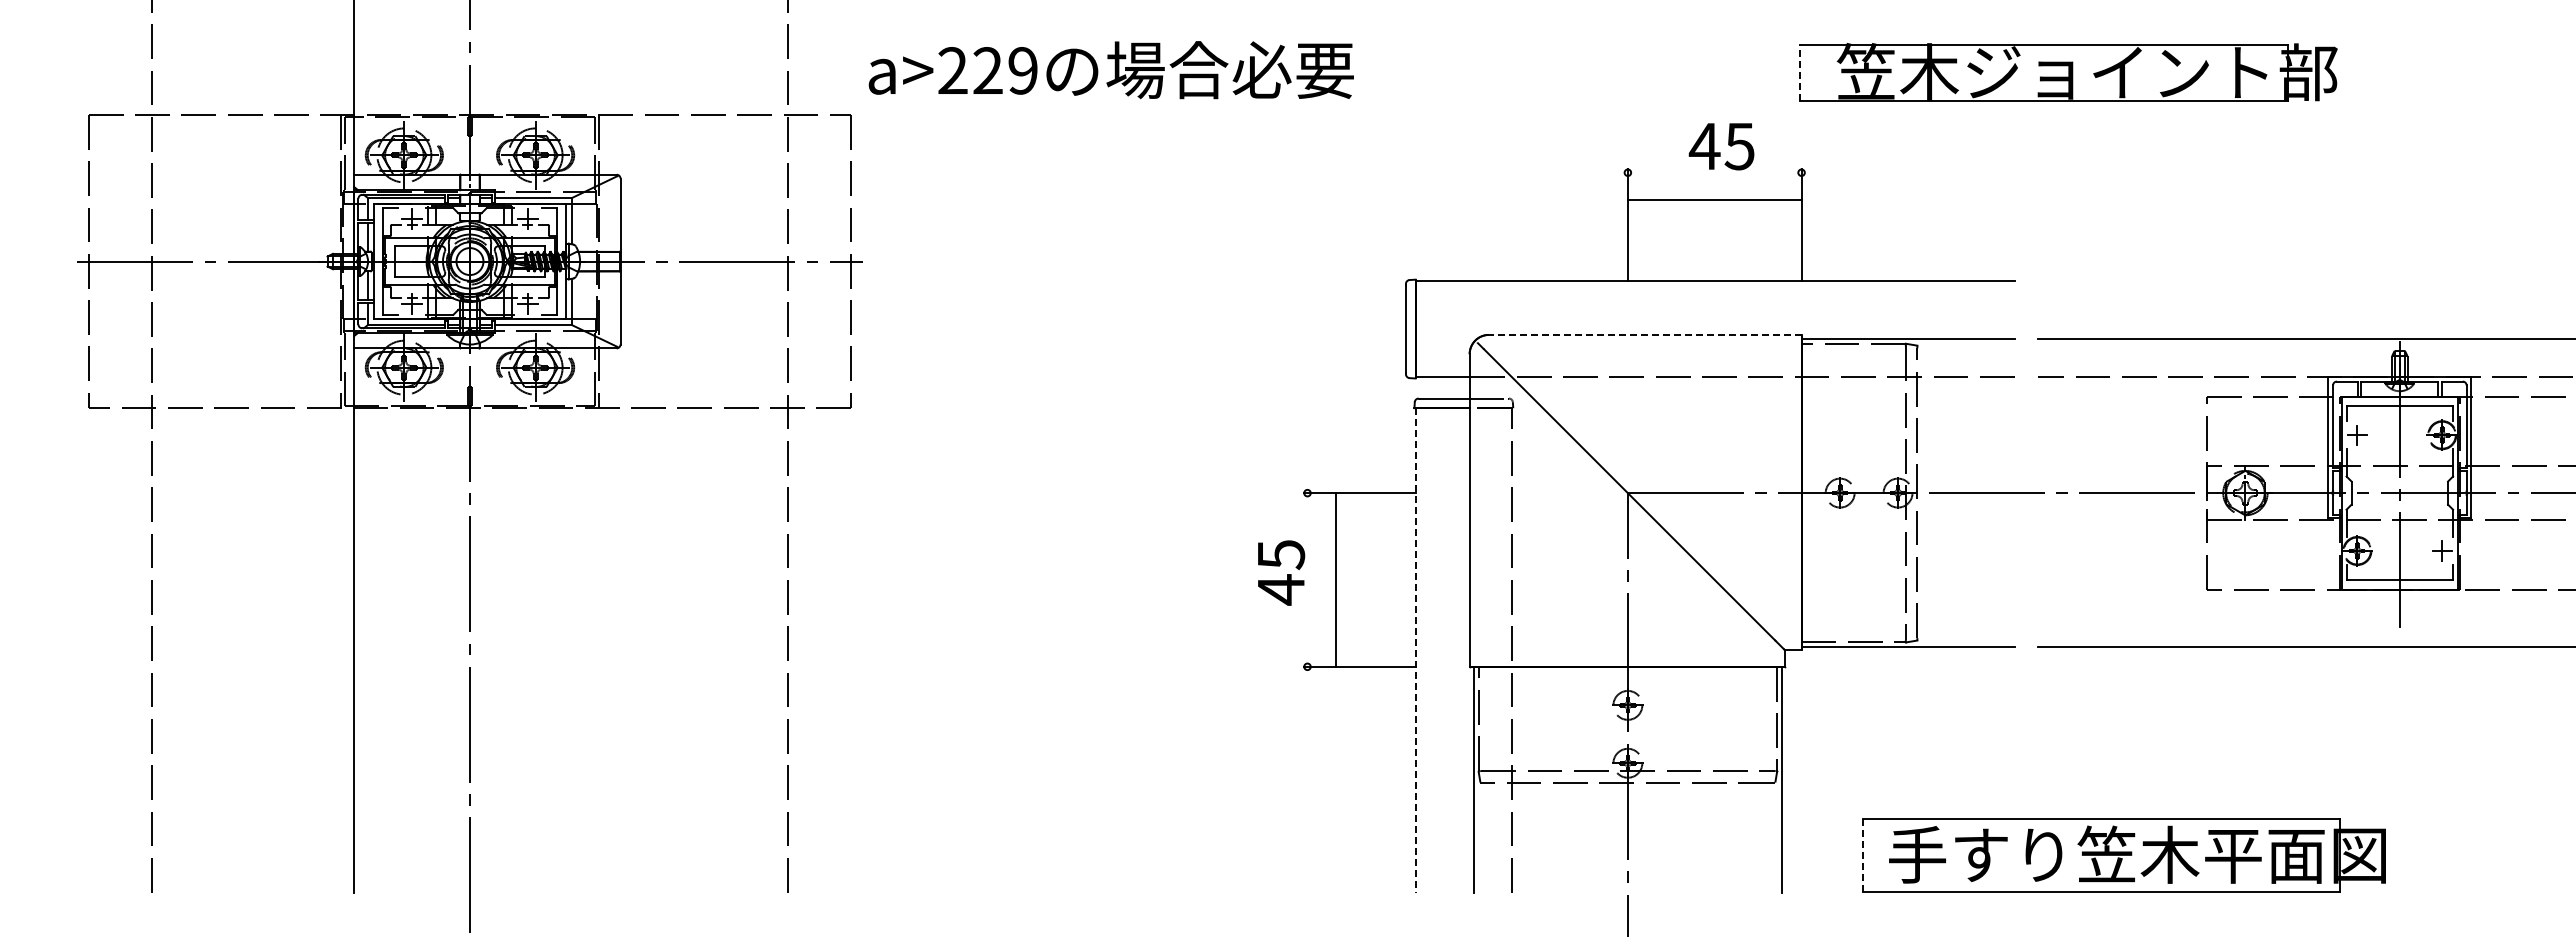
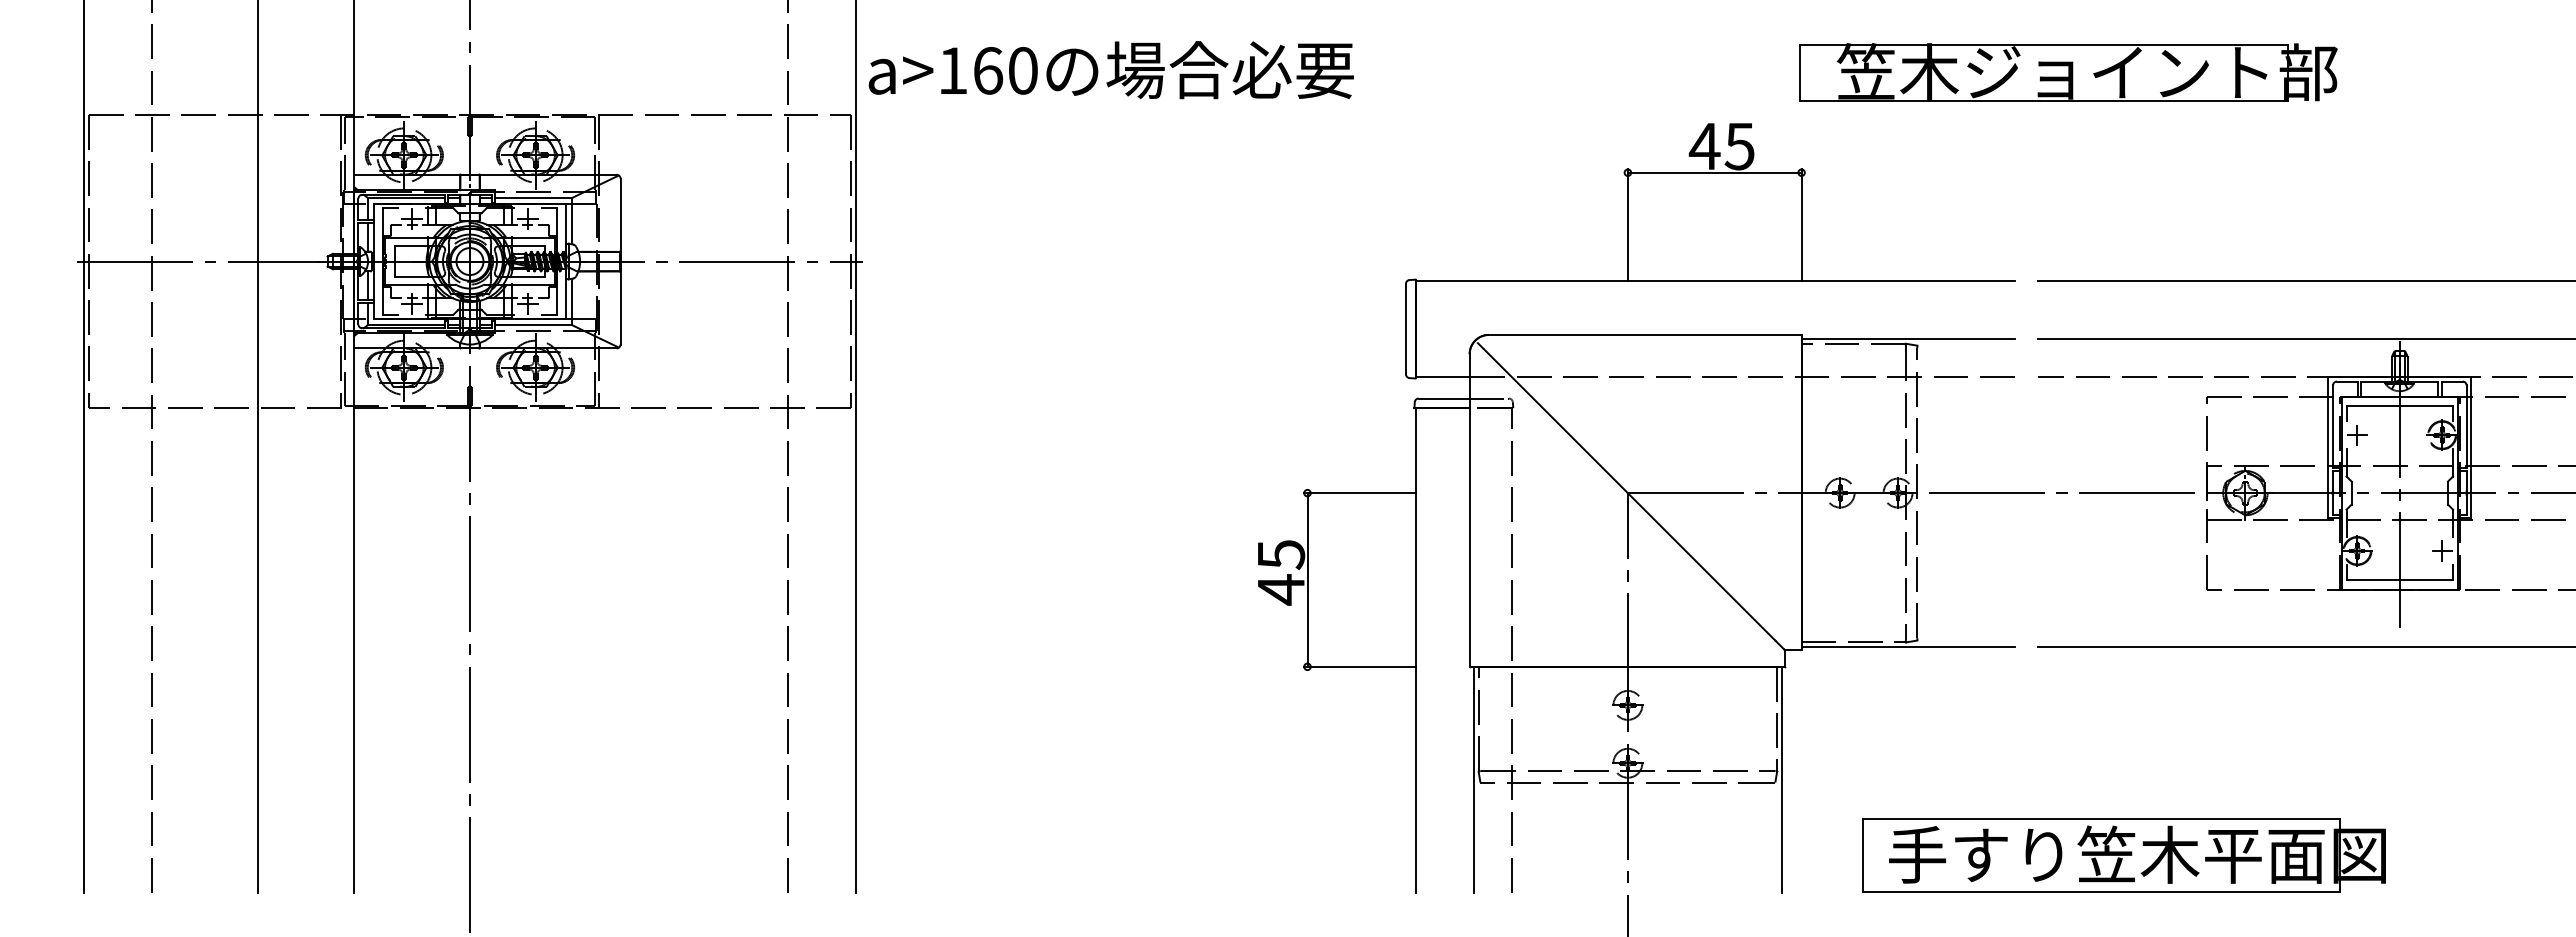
text: a>229 -> a>160 (987, 70)
line: dashed -> solid (1800, 73)
line position: (1714, 199) -> (1714, 172) (1714, 172)
line: none -> present (2304, 280)
line: dashed -> solid (1644, 334)
line: none -> present (84, 447)
line: none -> present (257, 447)
line: none -> present (855, 447)
line position: (1335, 579) -> (1307, 579) (1307, 579)
line: dashed -> solid (1415, 650)
line: dashed -> solid (1863, 855)
